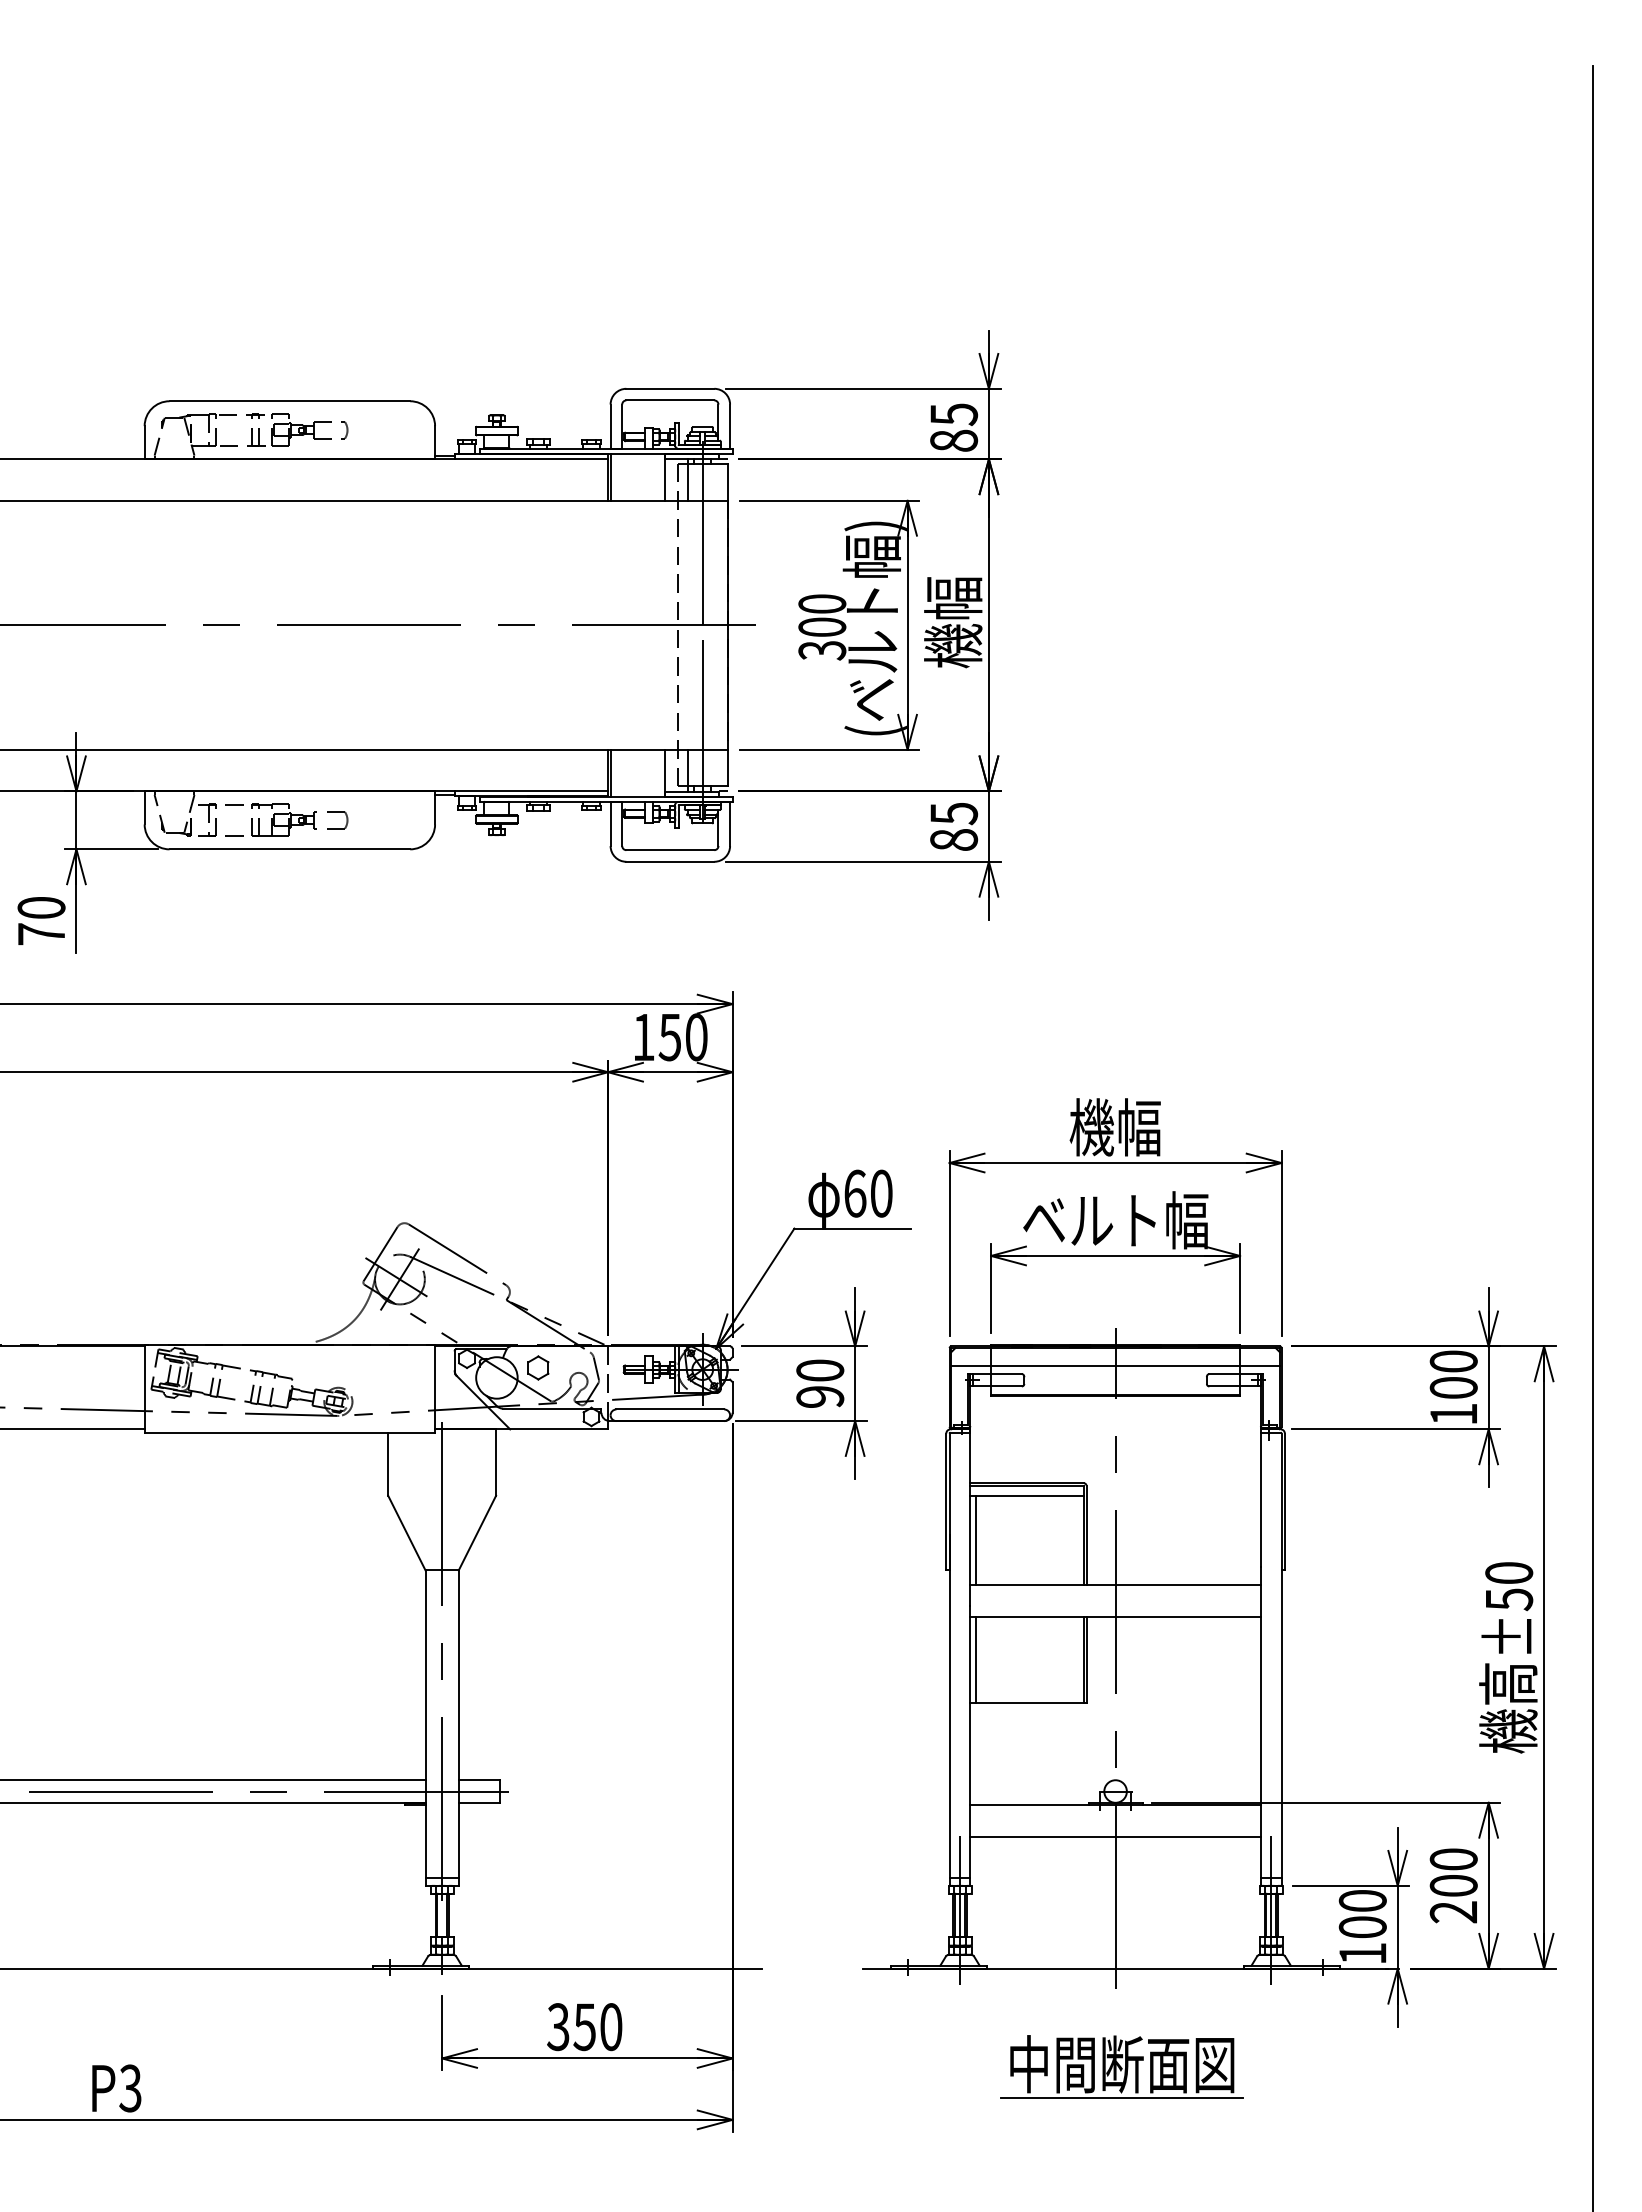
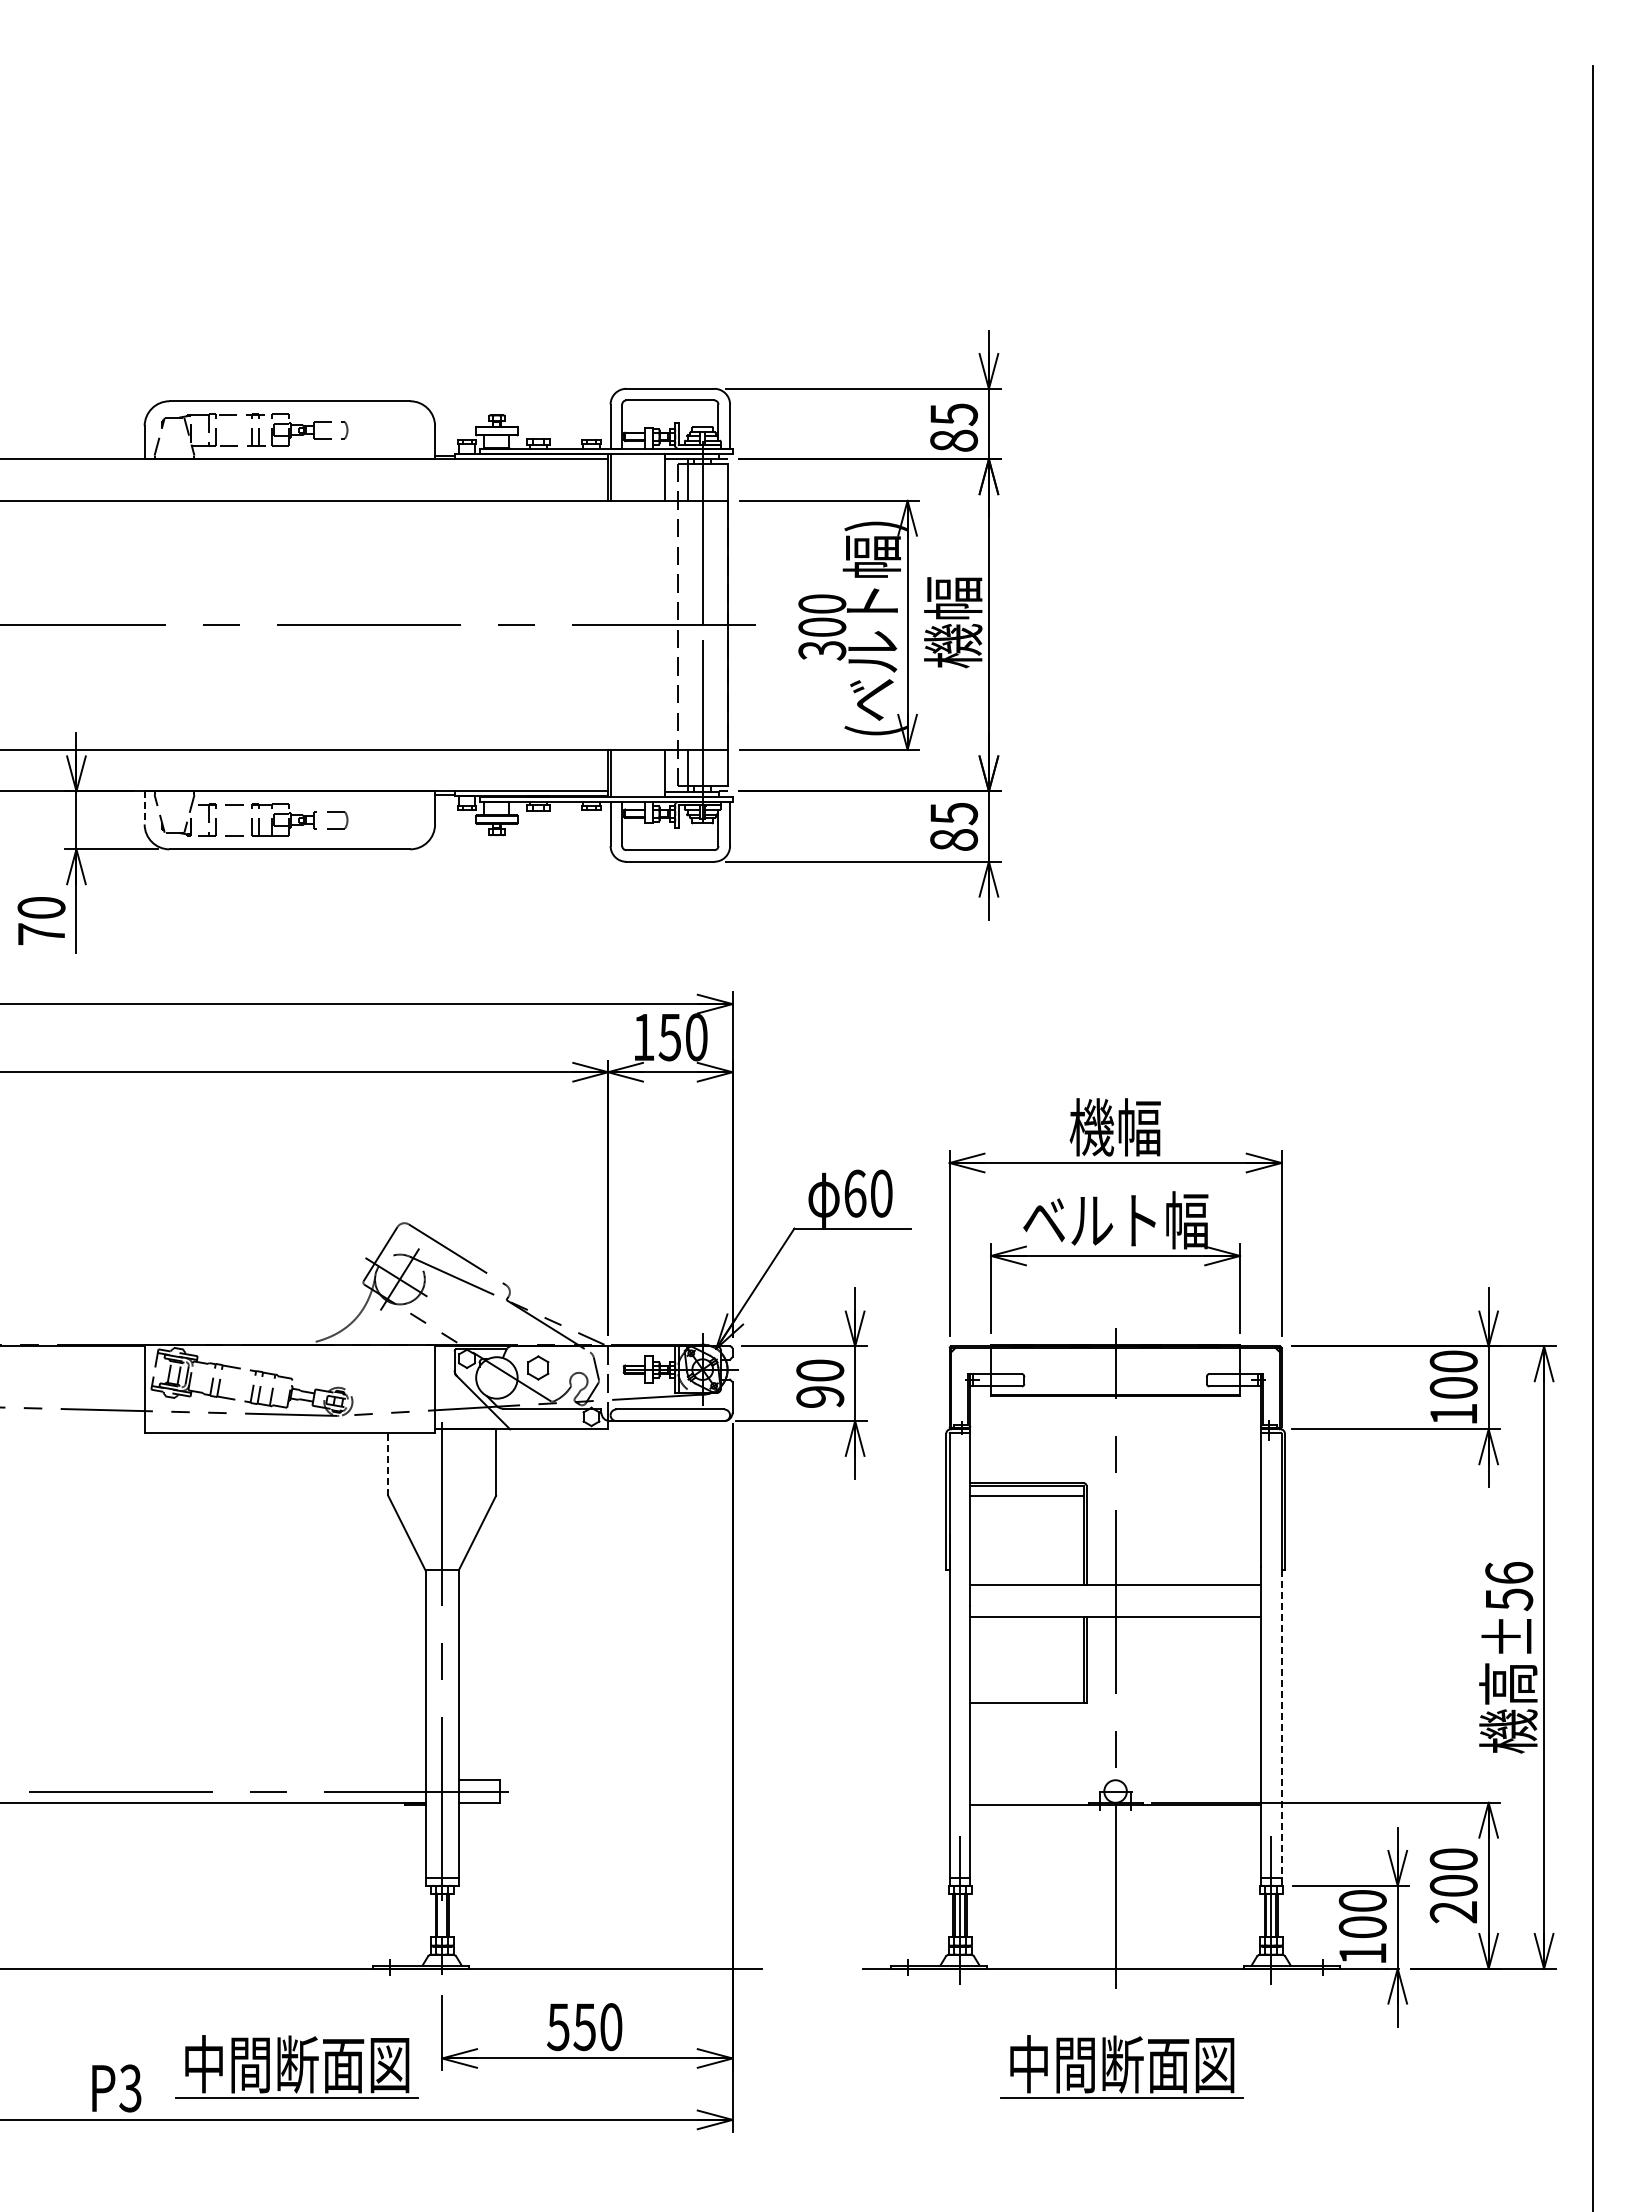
line: solid -> dashed (144, 807)
line: present -> none (1115, 1366)
line: present -> none (73, 1429)
line: solid -> dashed (388, 1463)
line: present -> none (976, 1540)
text: ±50 -> ±56 (1509, 1572)
line: present -> none (976, 1659)
line: solid -> dashed (1281, 1728)
line: present -> none (213, 1780)
line: present -> none (1115, 1836)
text: 350 -> 550 (558, 2026)
part: none -> present (296, 2066)
